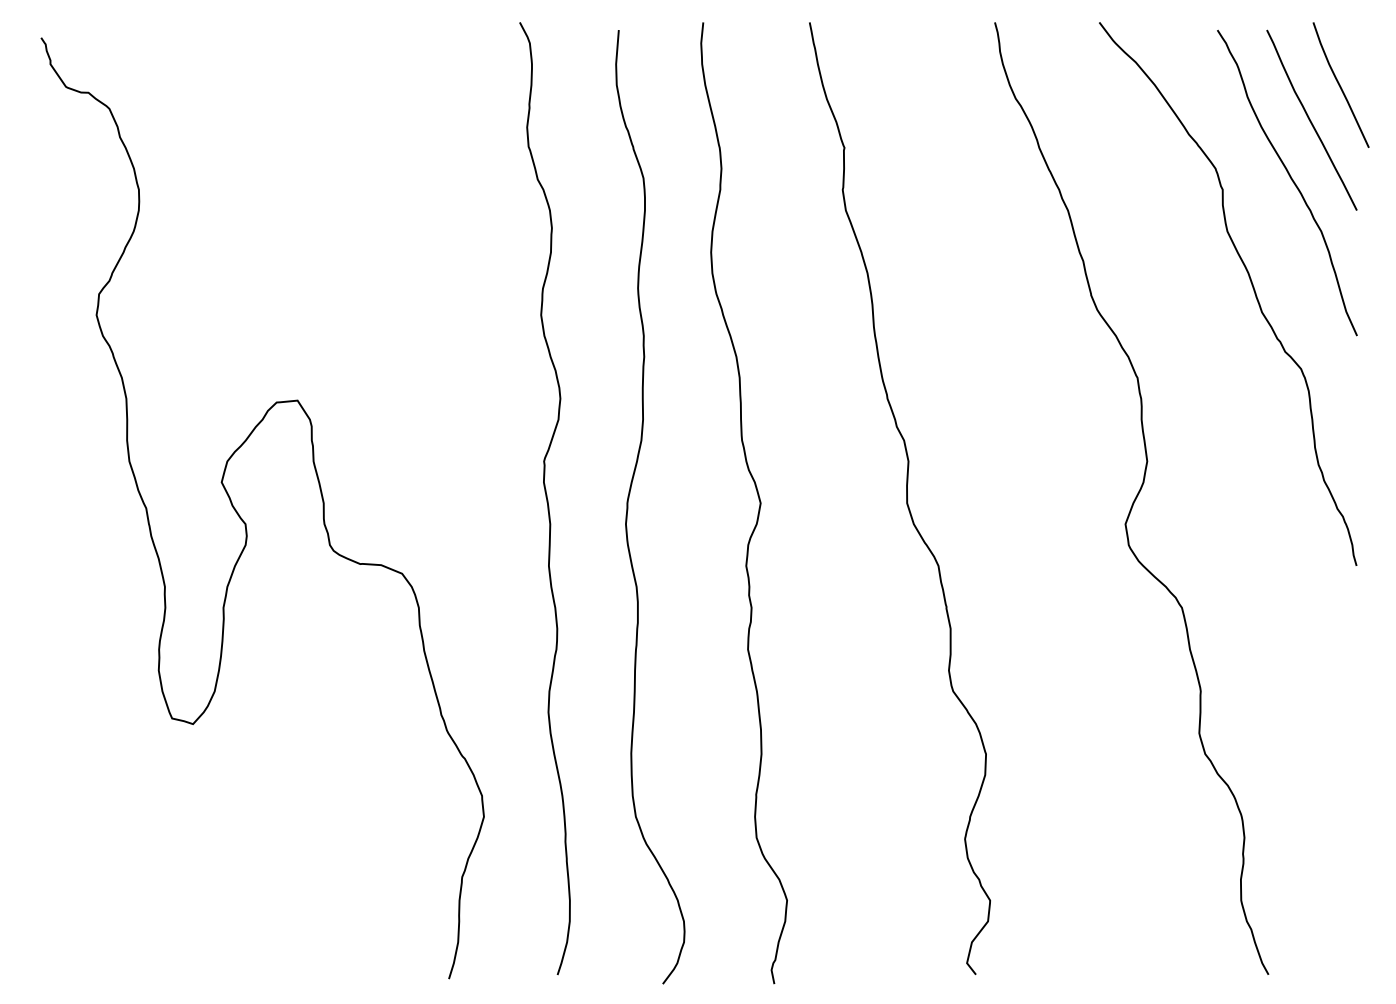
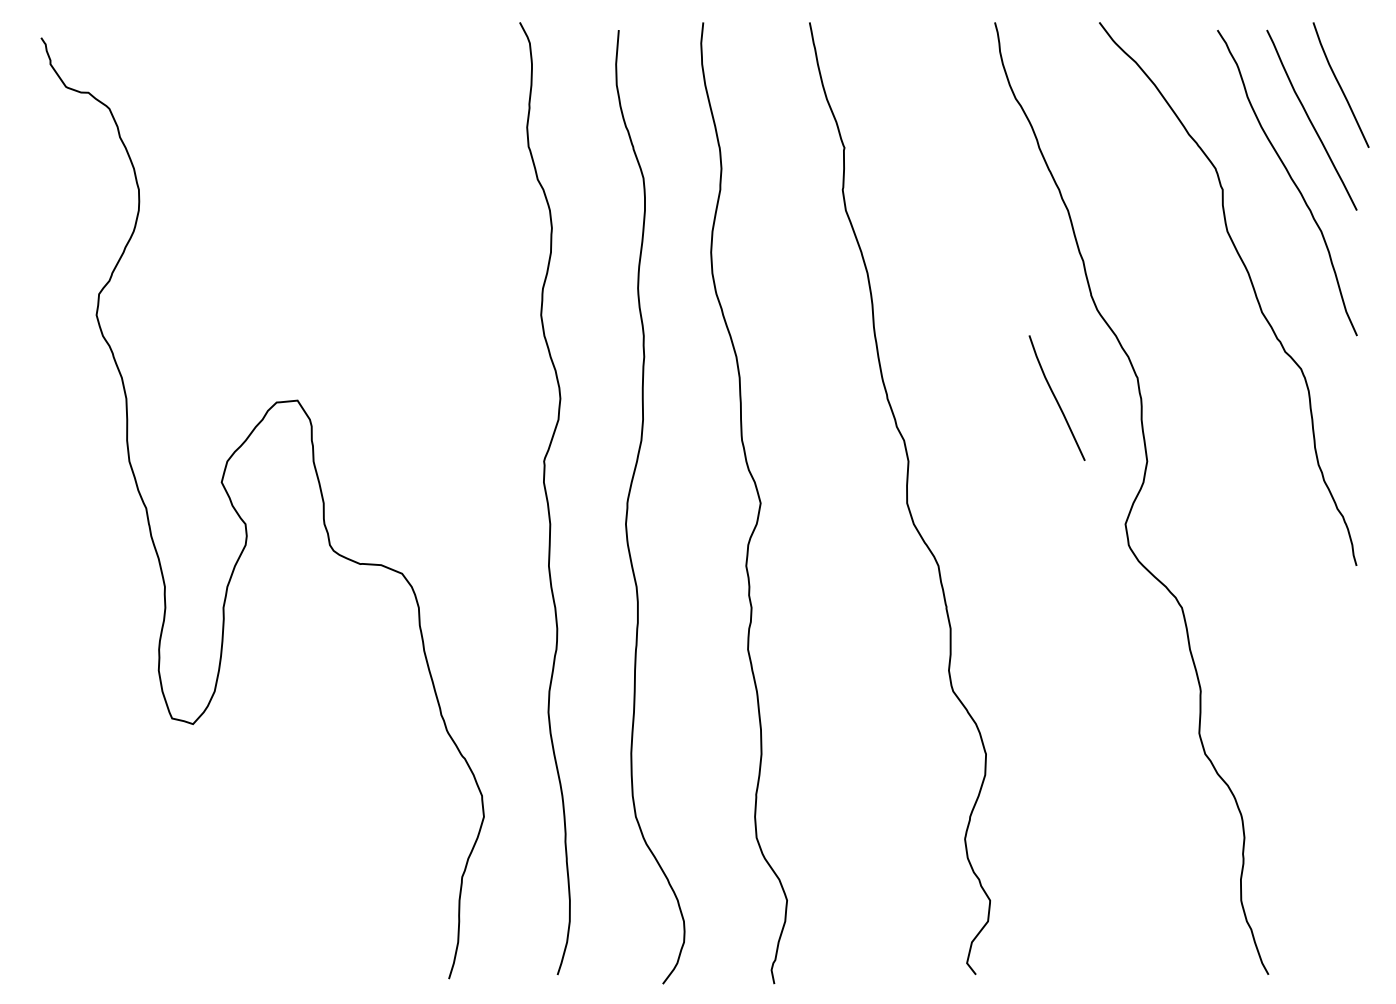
curve: none -> present (1056, 397)
